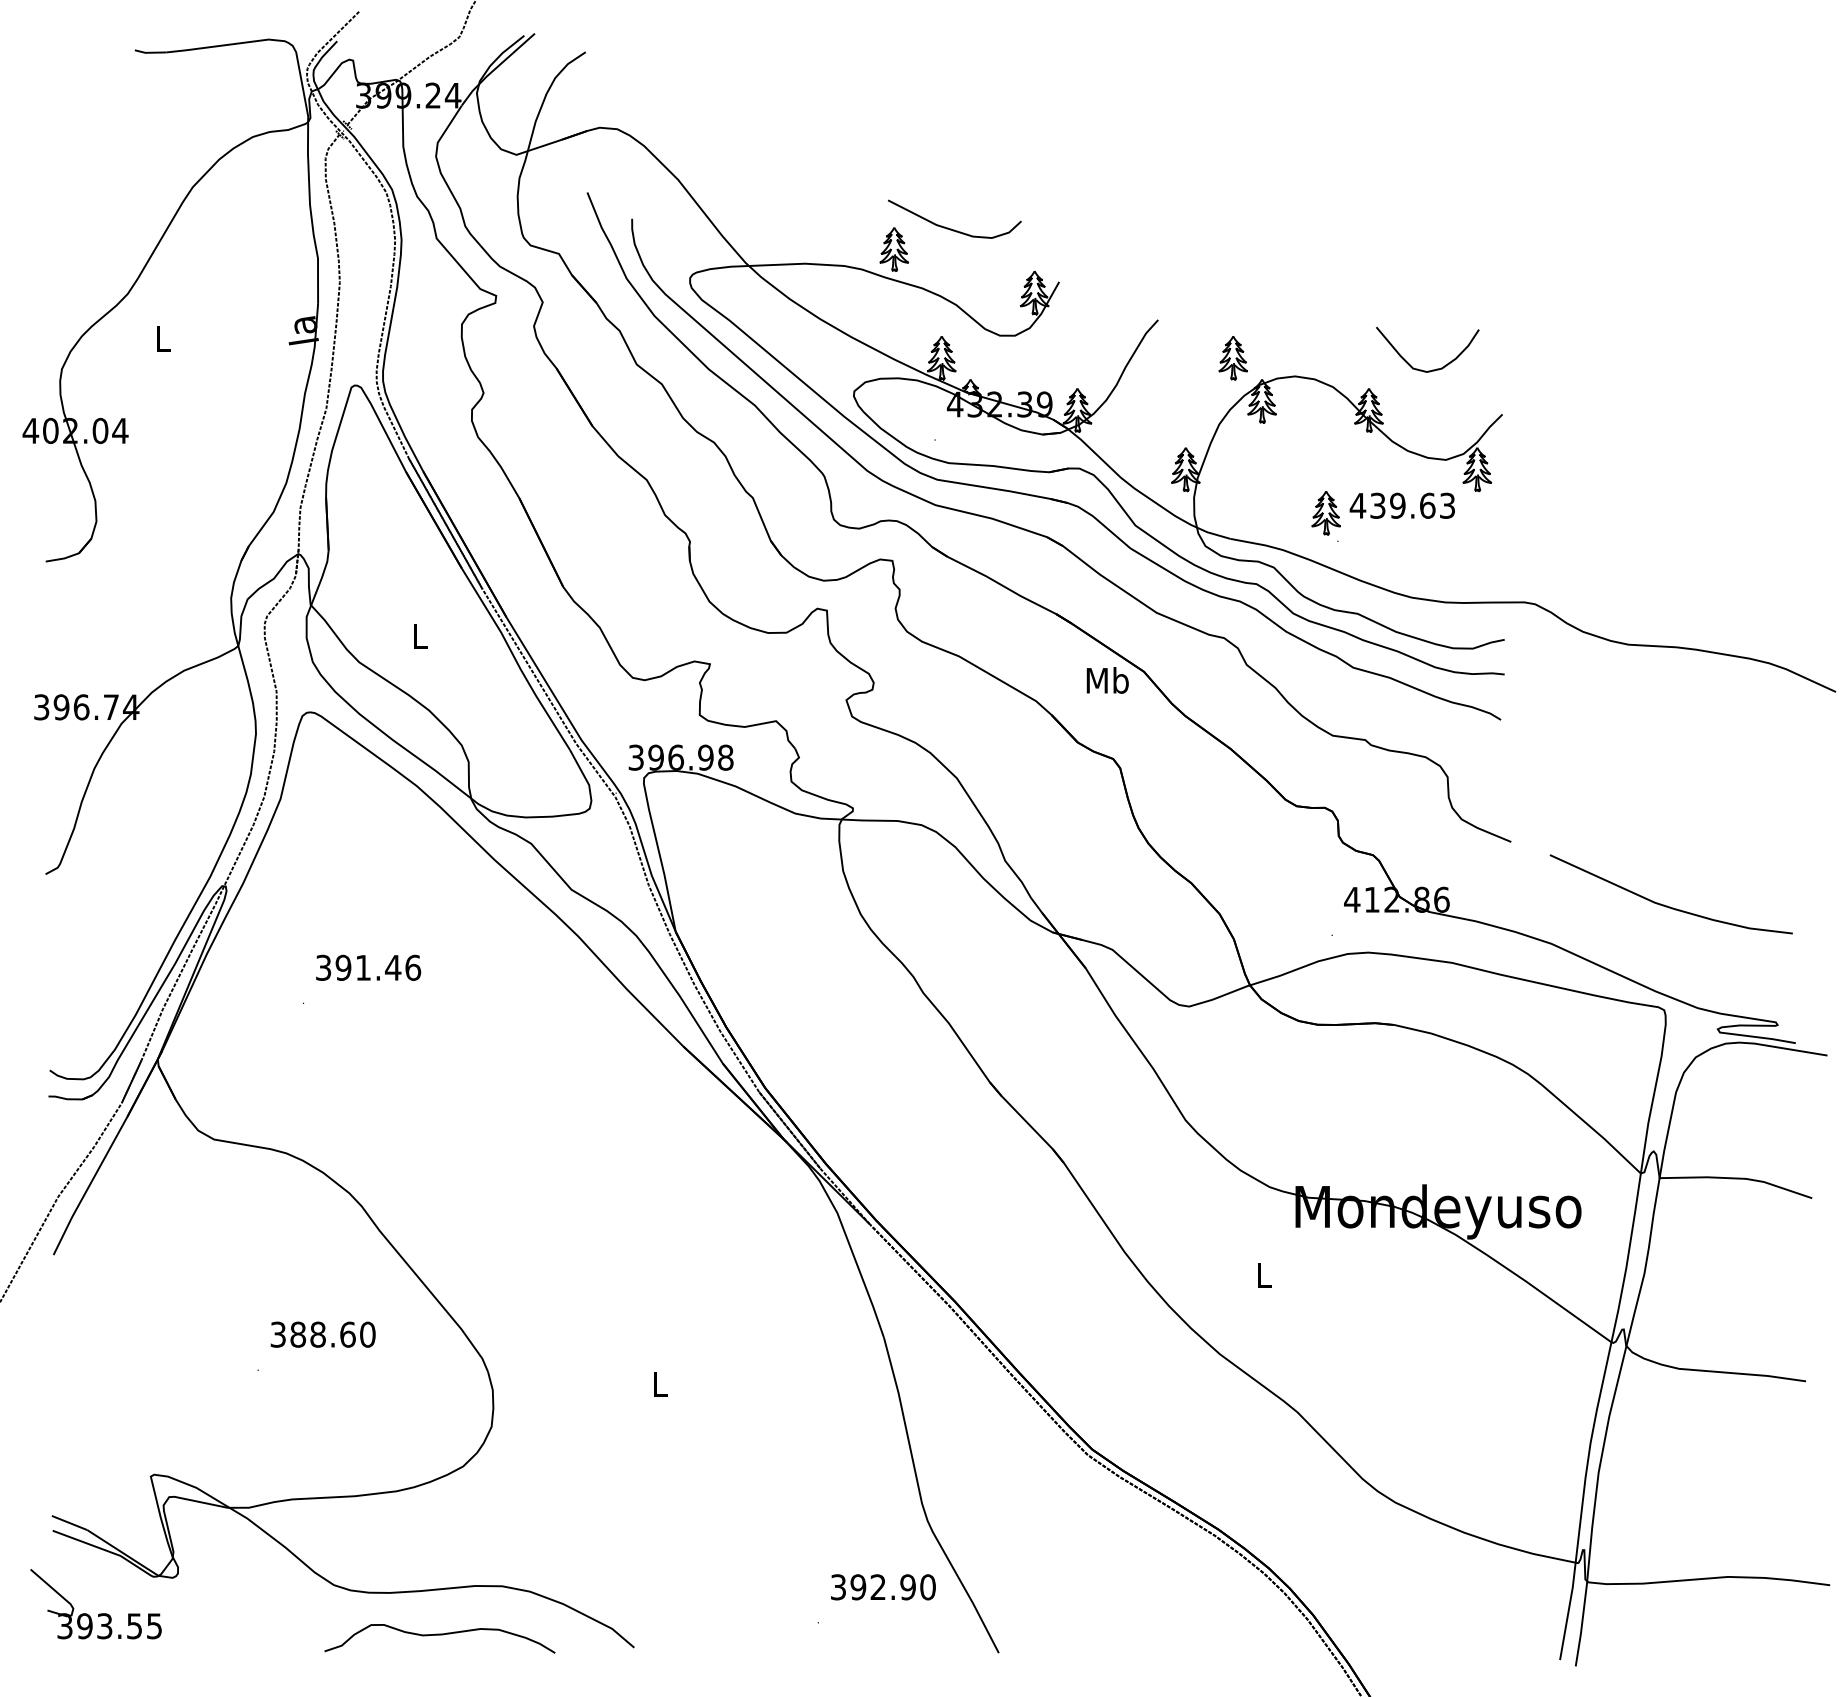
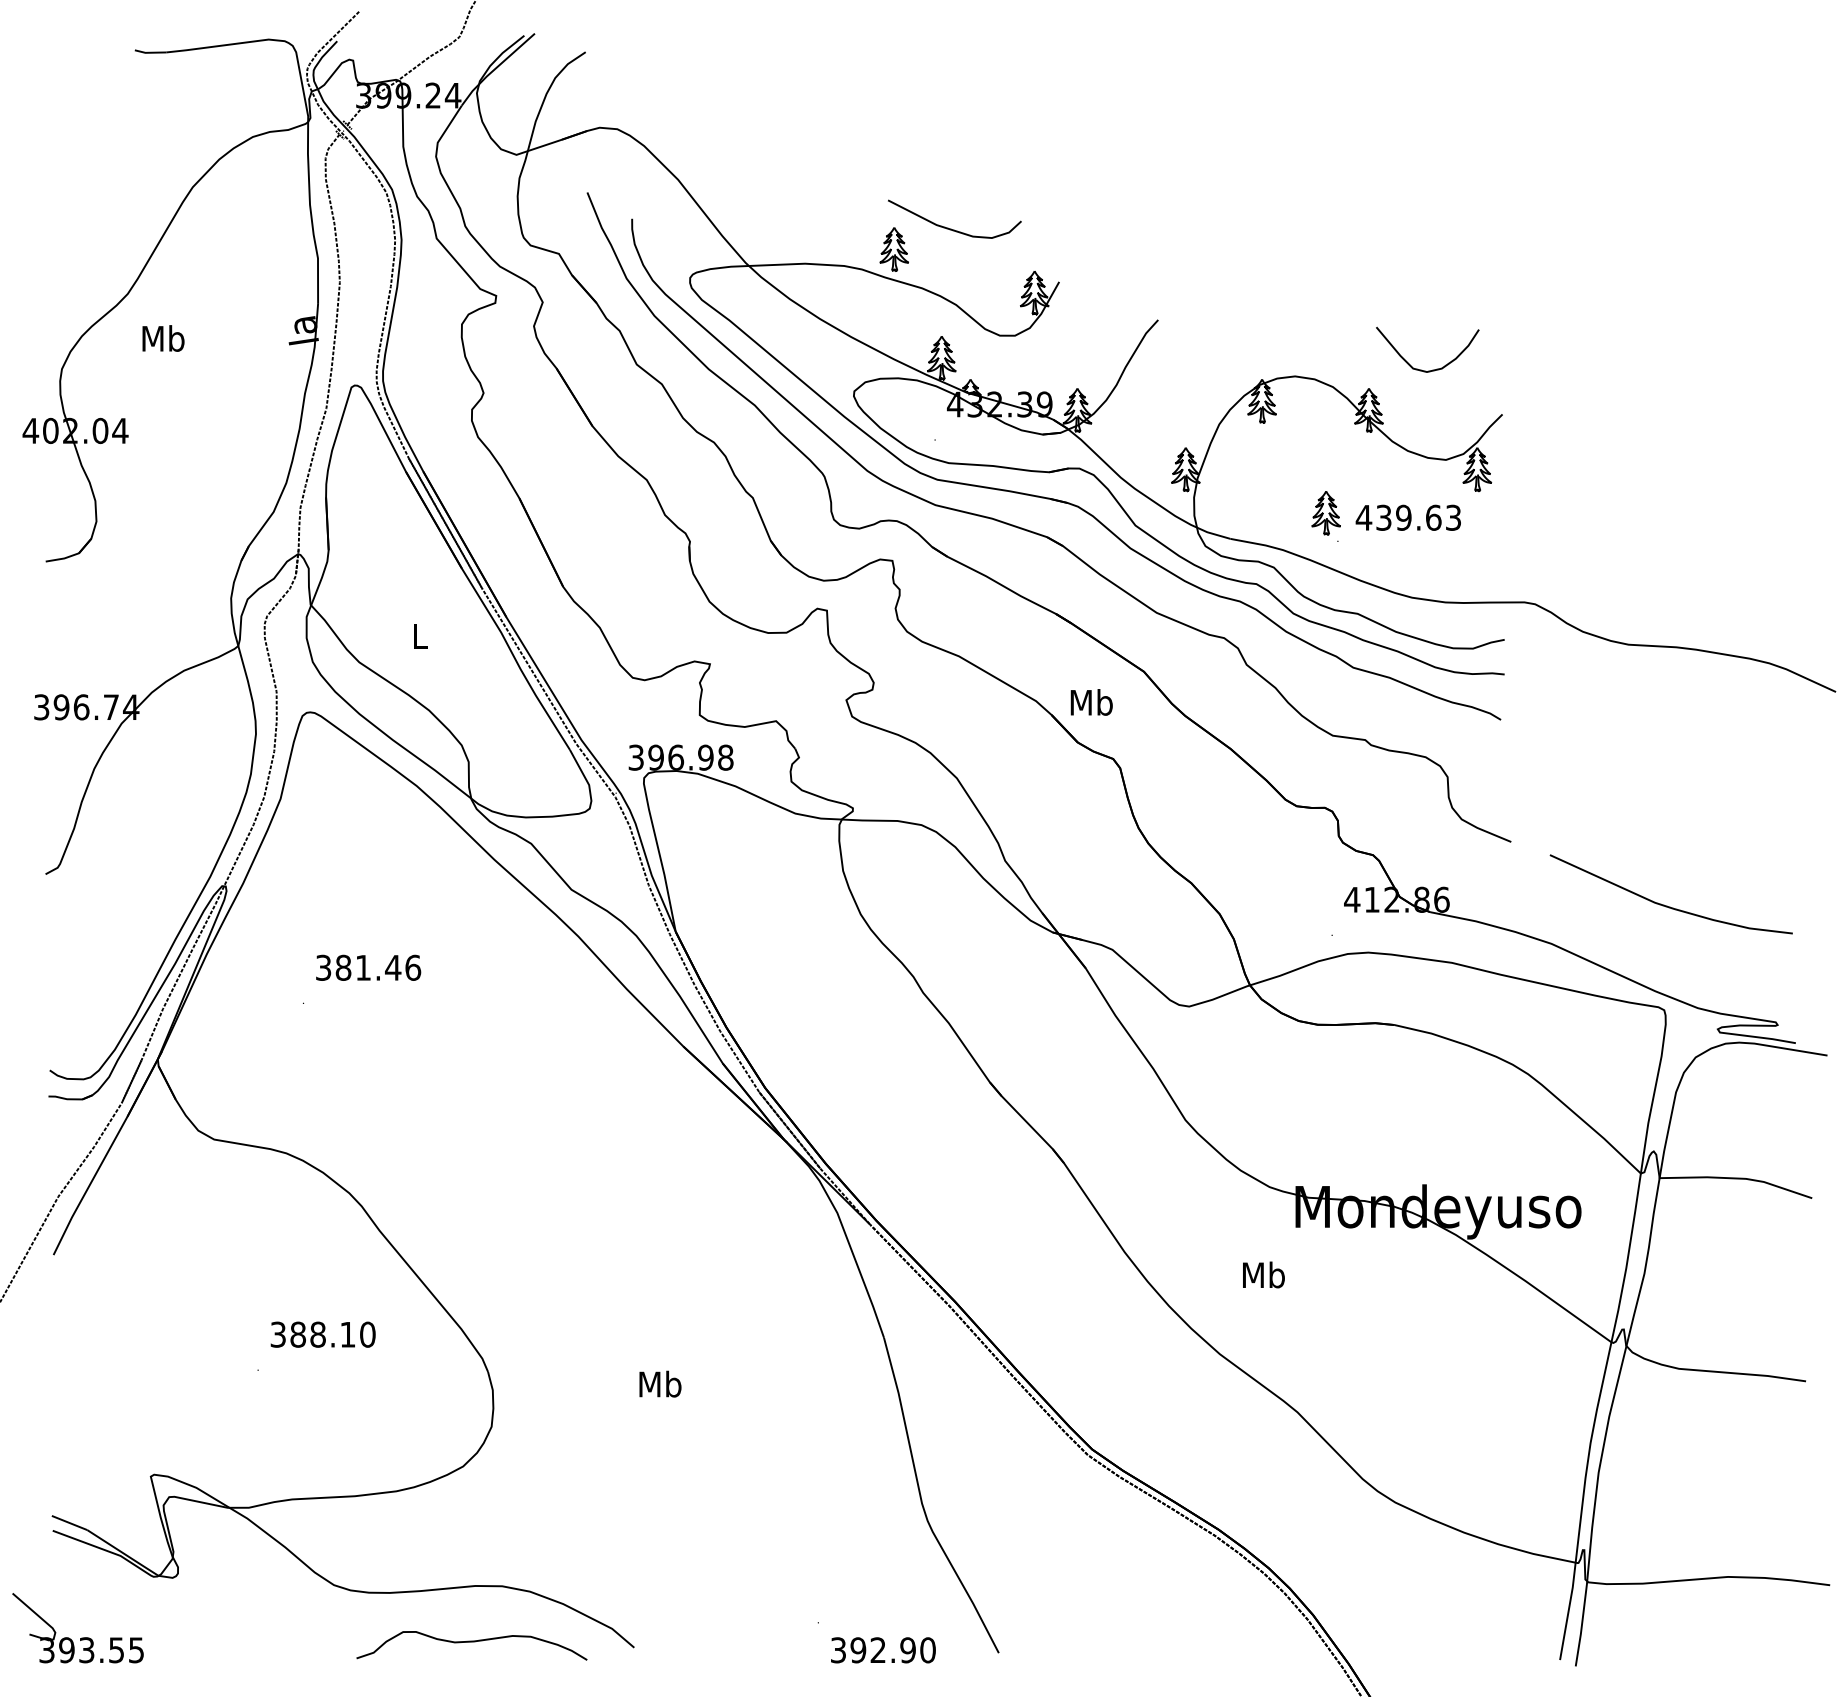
text: L -> Mb (163, 338)
part: present -> none (1232, 358)
text position: (1401, 505) -> (1407, 517) (1407, 517)
text position: (1107, 680) -> (1091, 702) (1091, 702)
text: 391.46 -> 381.46 (343, 967)
text: L -> Mb (1263, 1274)
text: 388.60 -> 388.10 (347, 1334)
text: L -> Mb (660, 1383)
text position: (883, 1587) -> (883, 1650) (883, 1650)
part position: (99, 1613) -> (81, 1637) (81, 1637)
curve position: (439, 1635) -> (471, 1642) (471, 1642)
